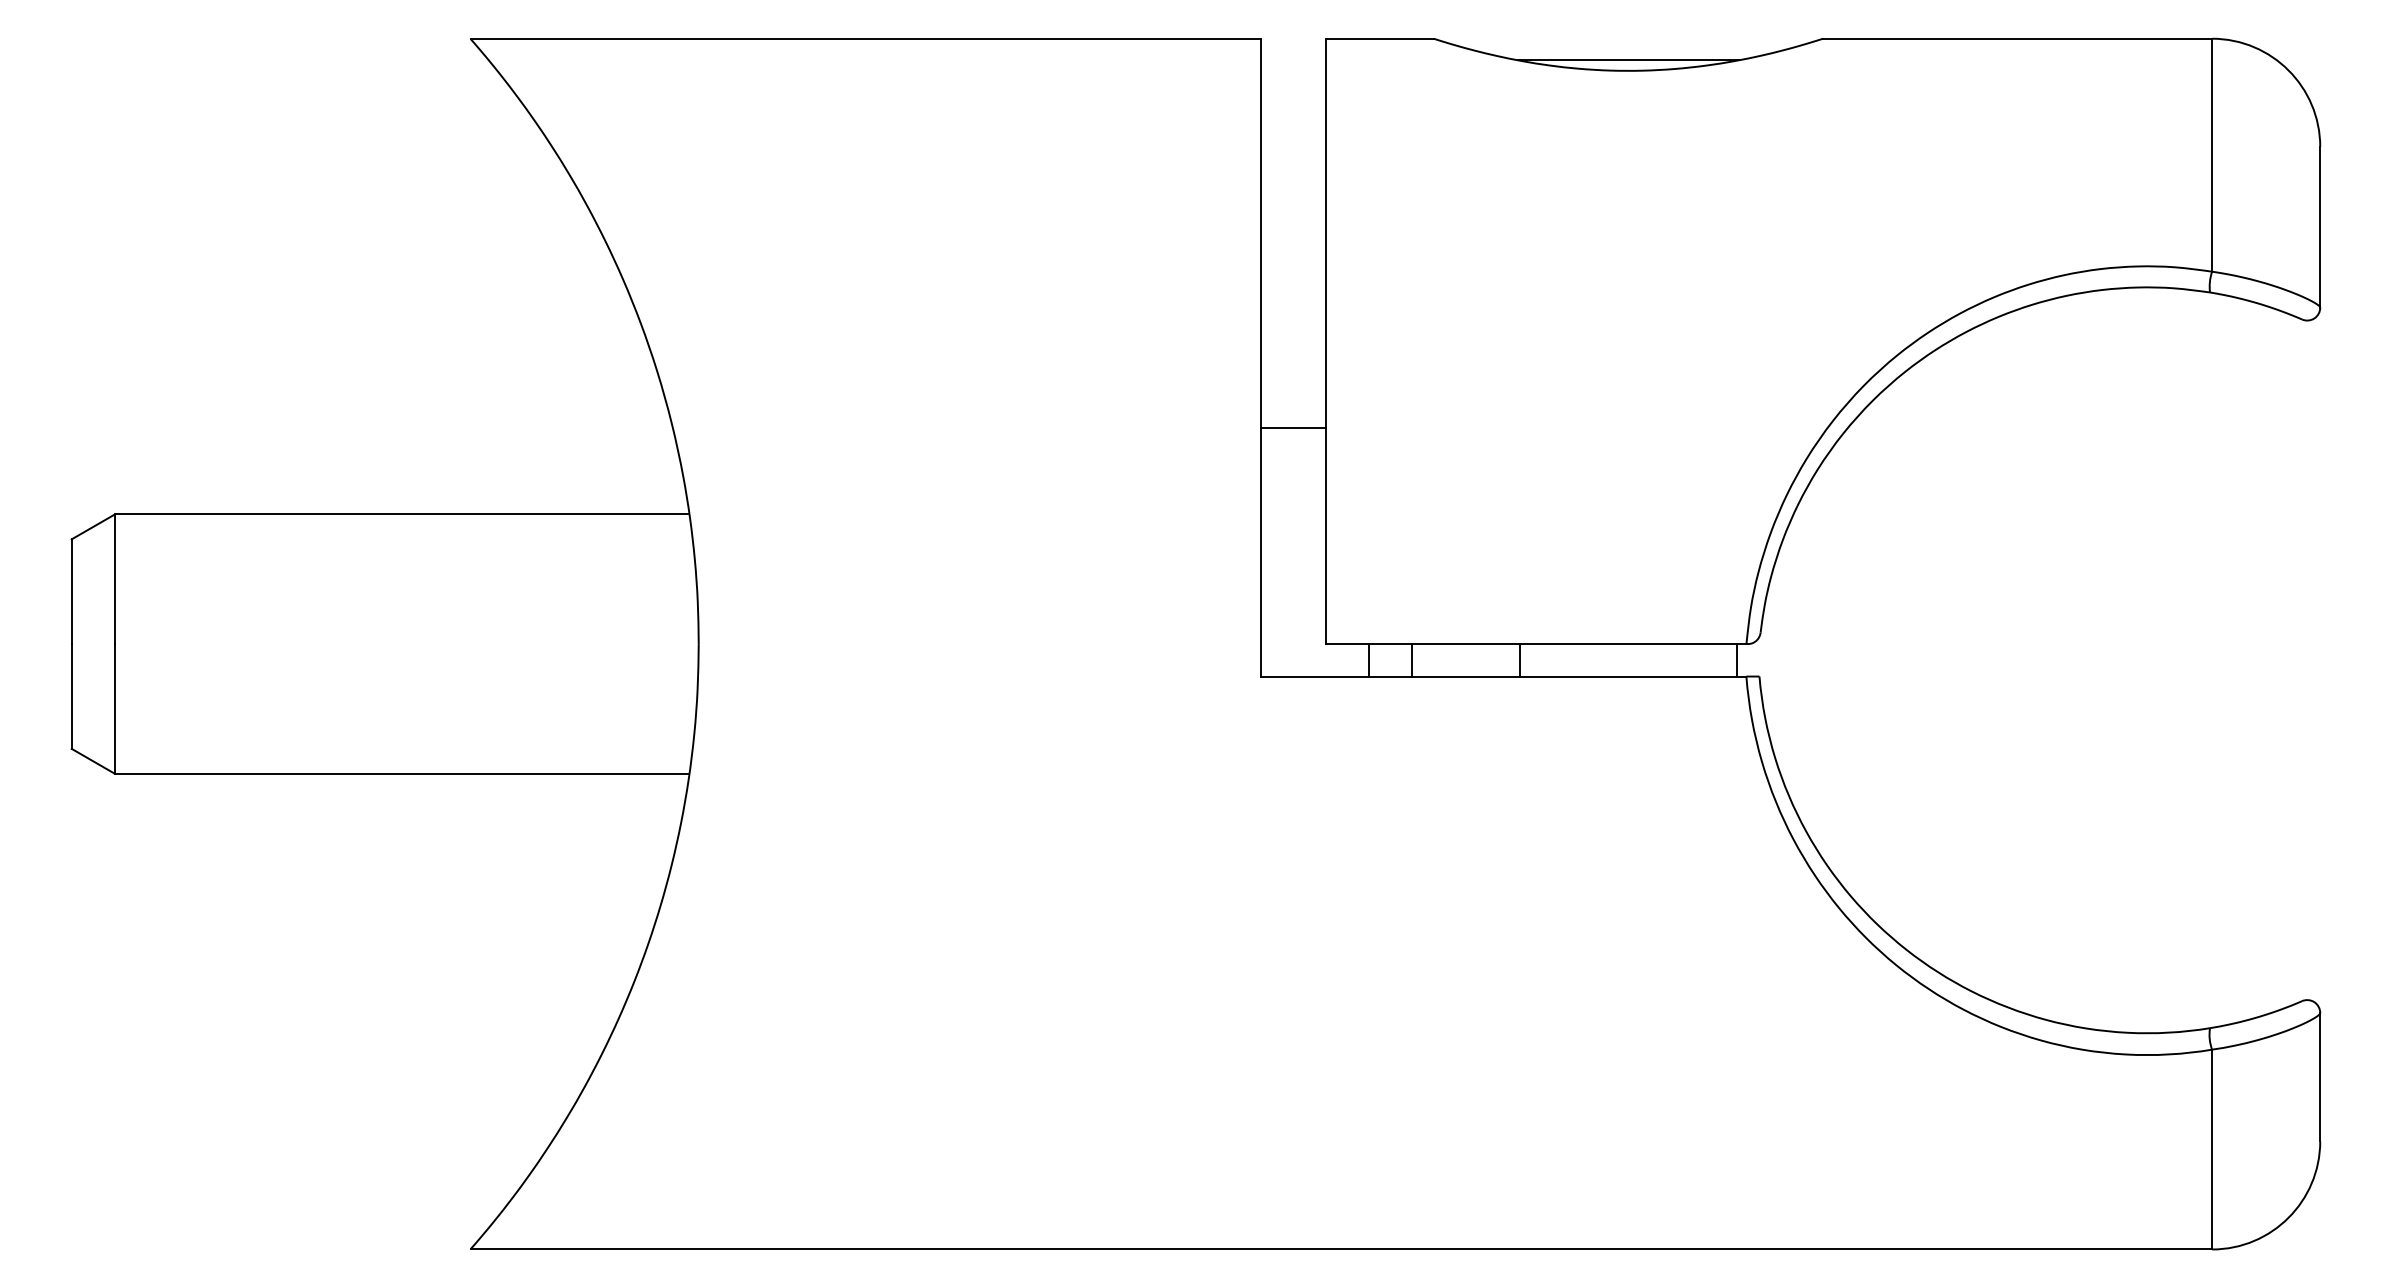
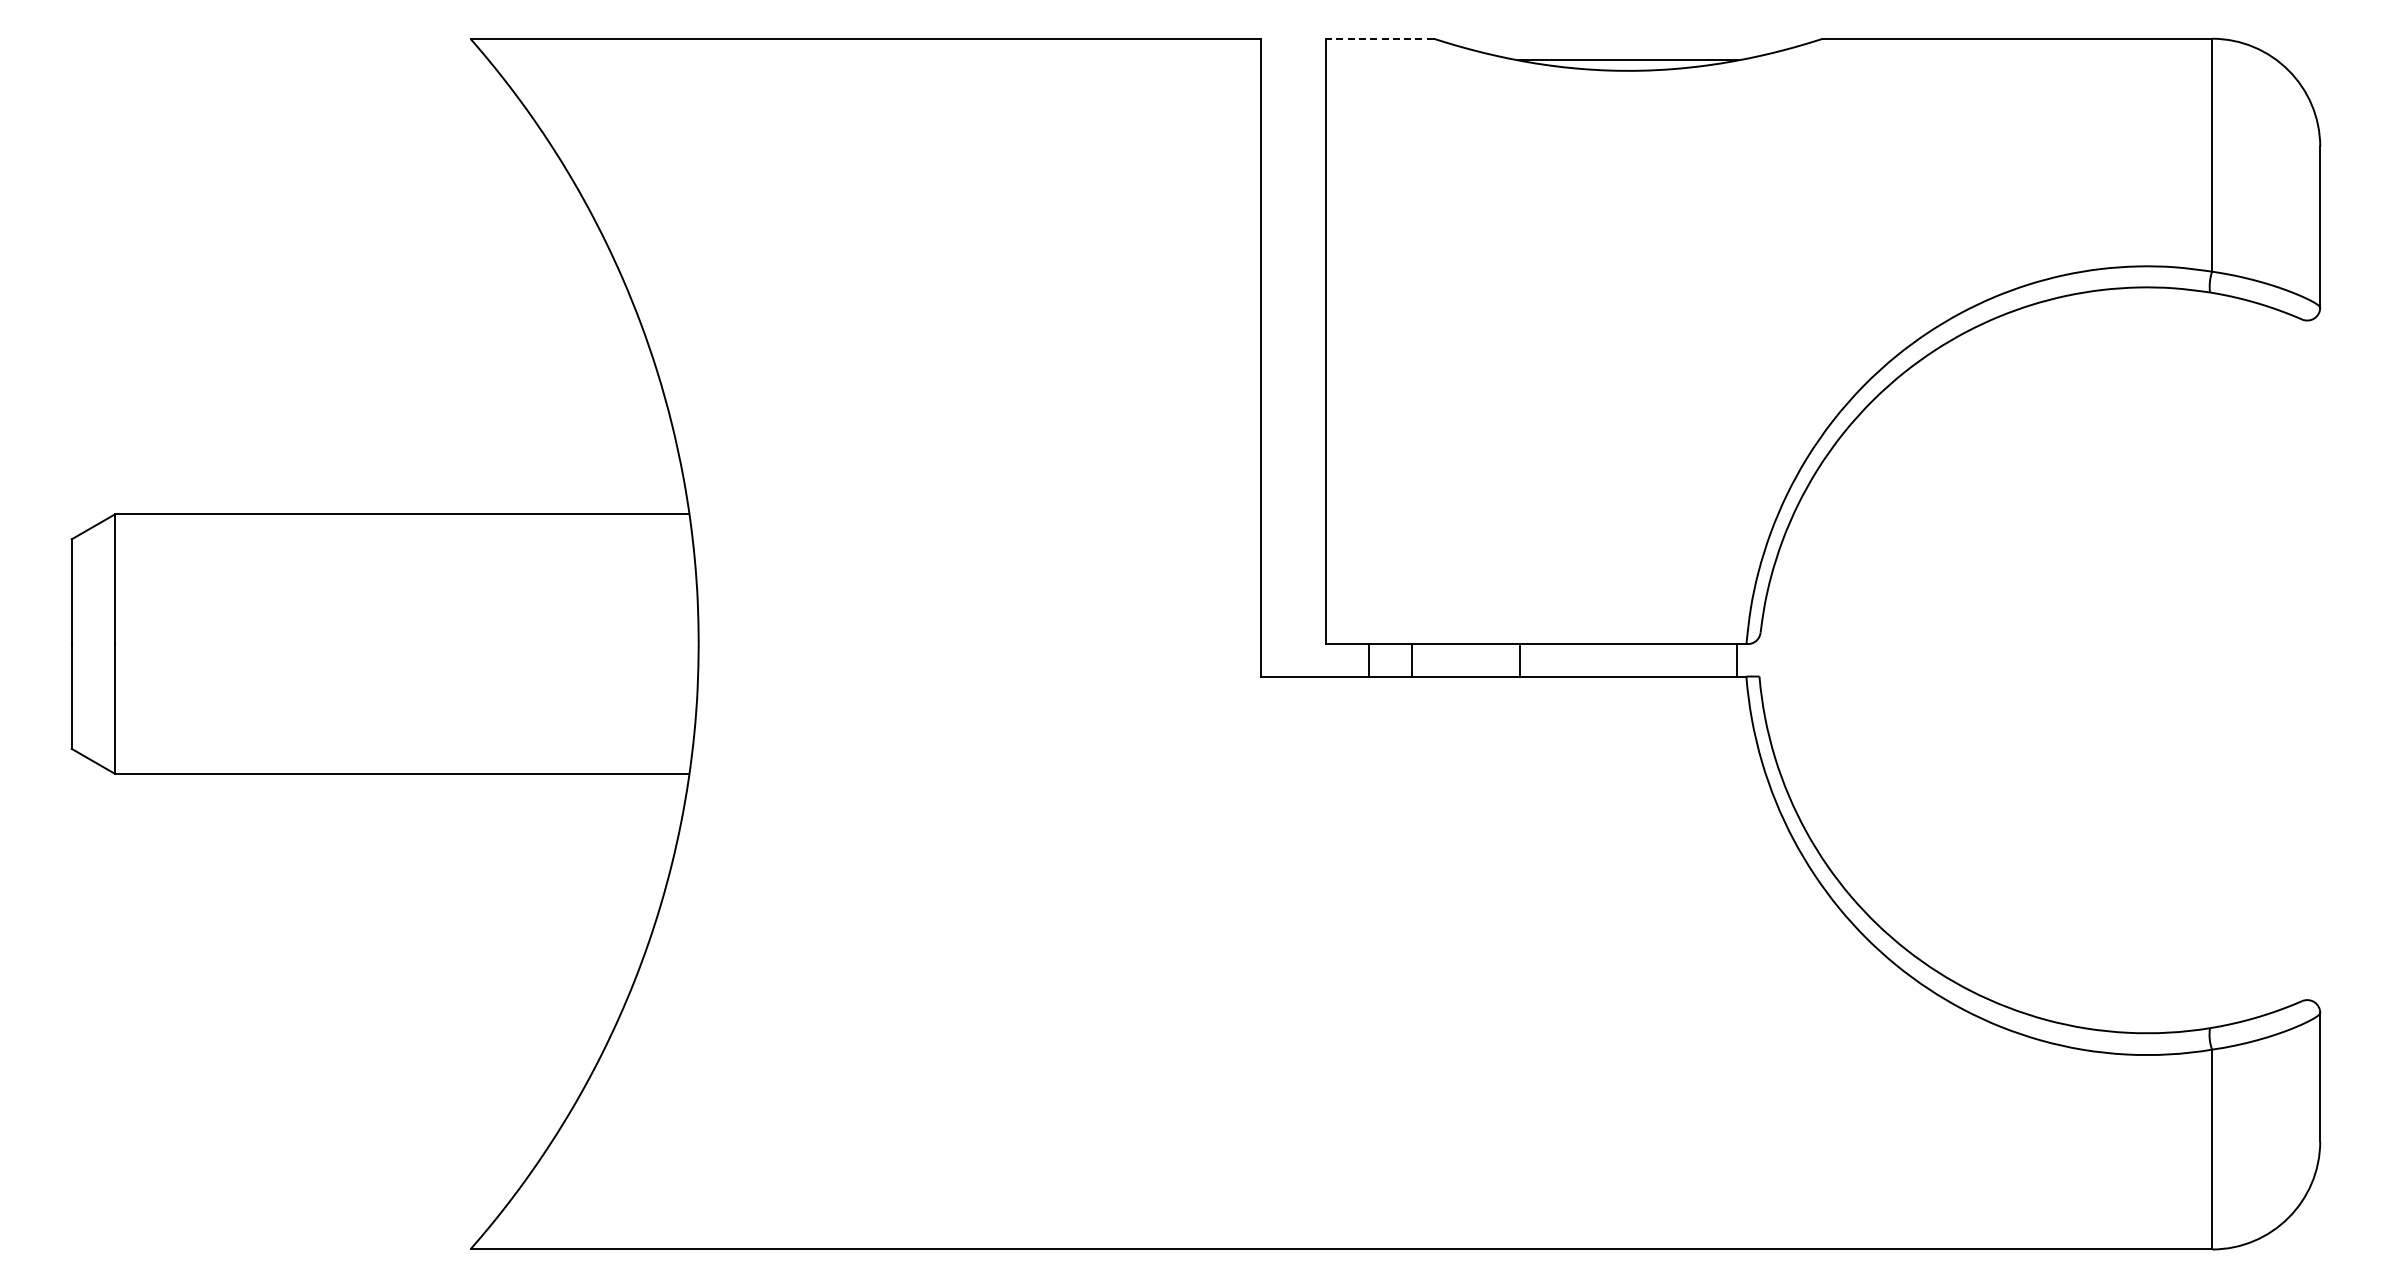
line: solid -> dashed (1379, 38)
line: present -> none (1292, 427)
